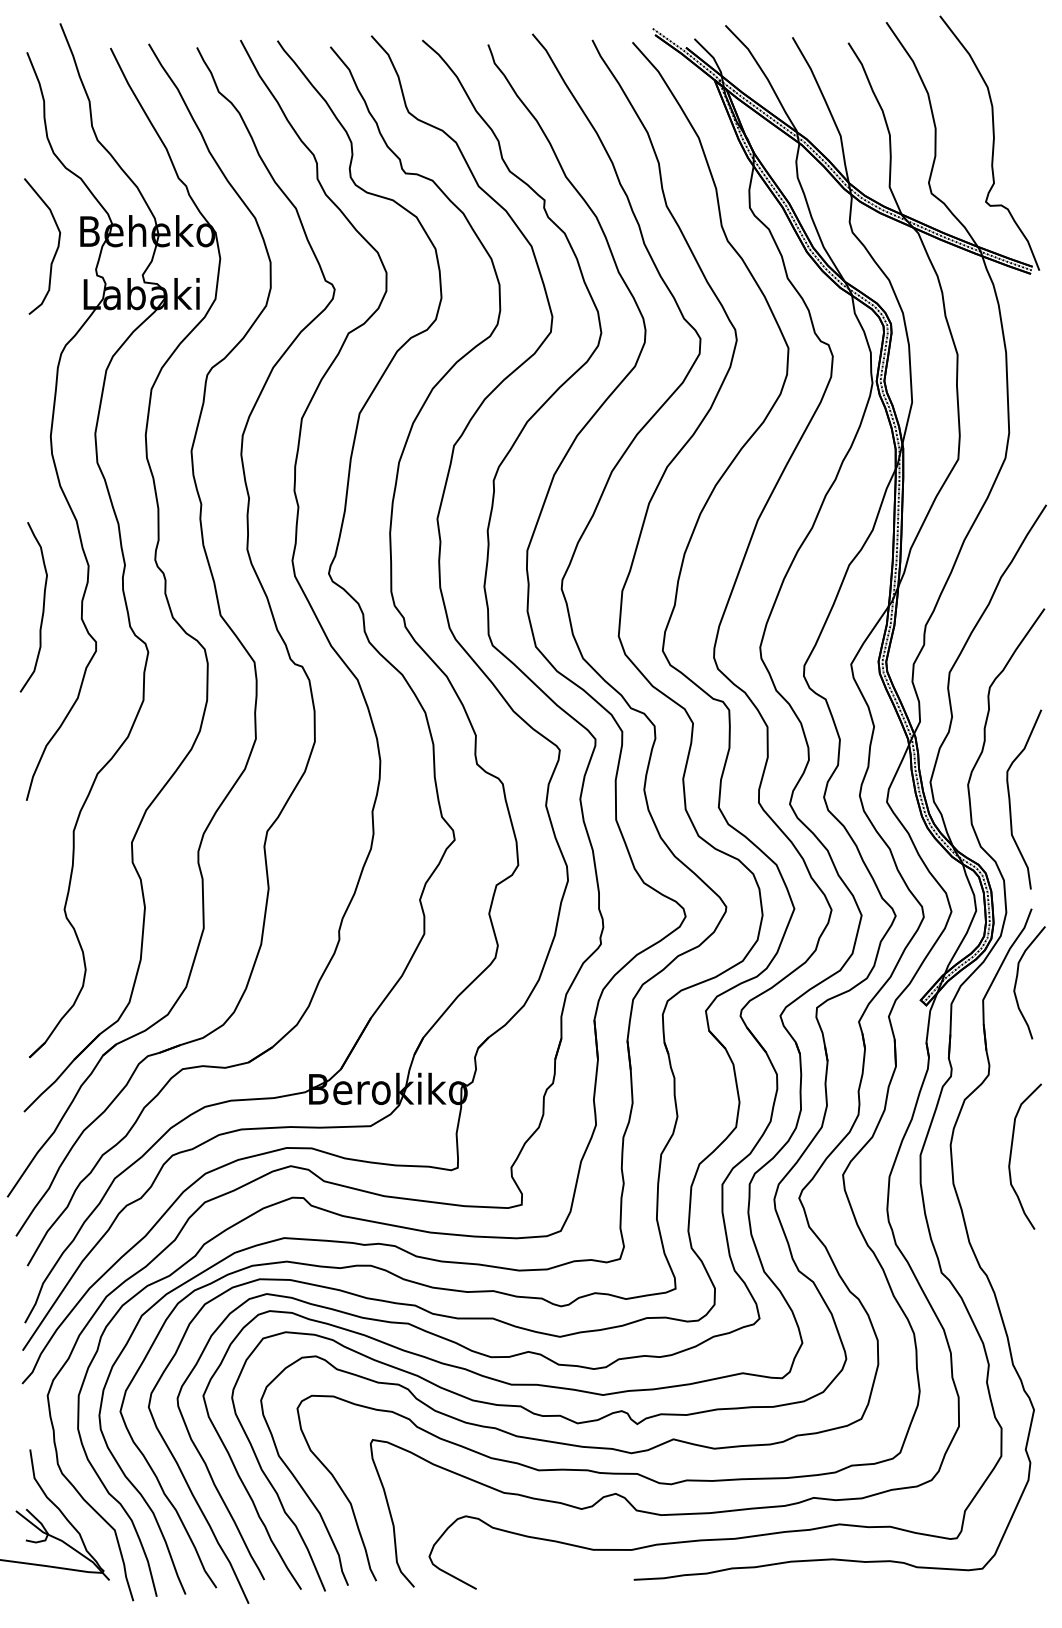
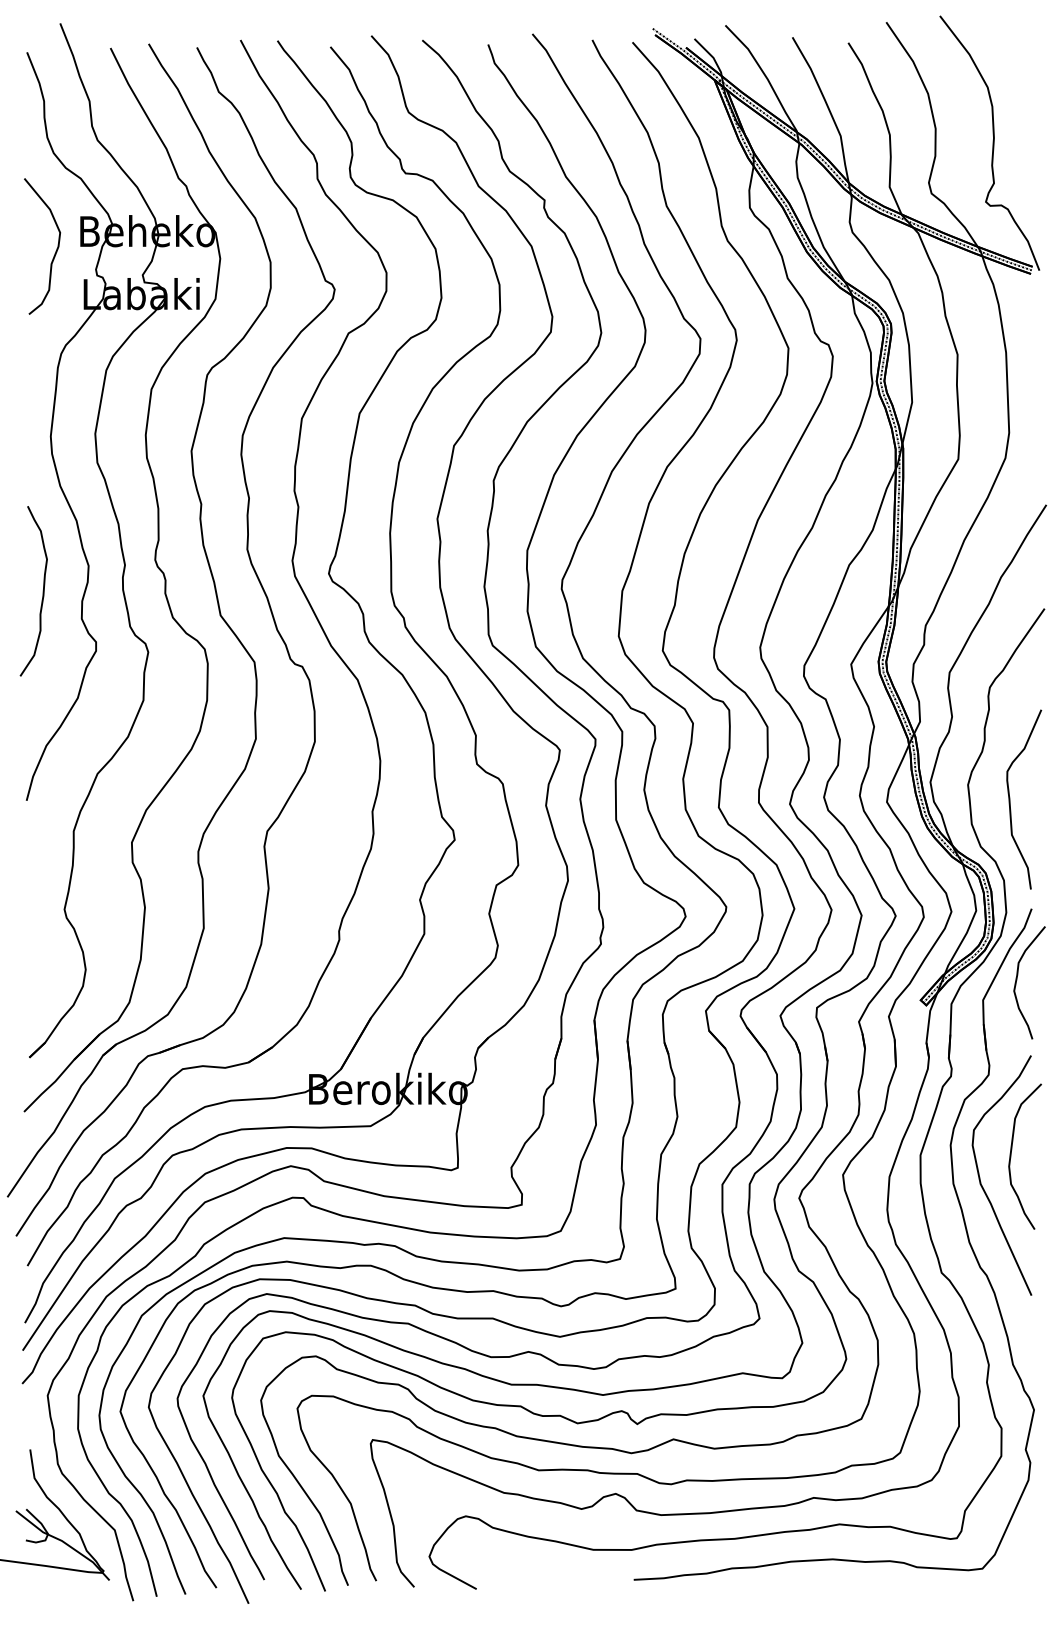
curve position: (42, 607) -> (42, 591) (42, 591)
part: none -> present (980, 1177)
